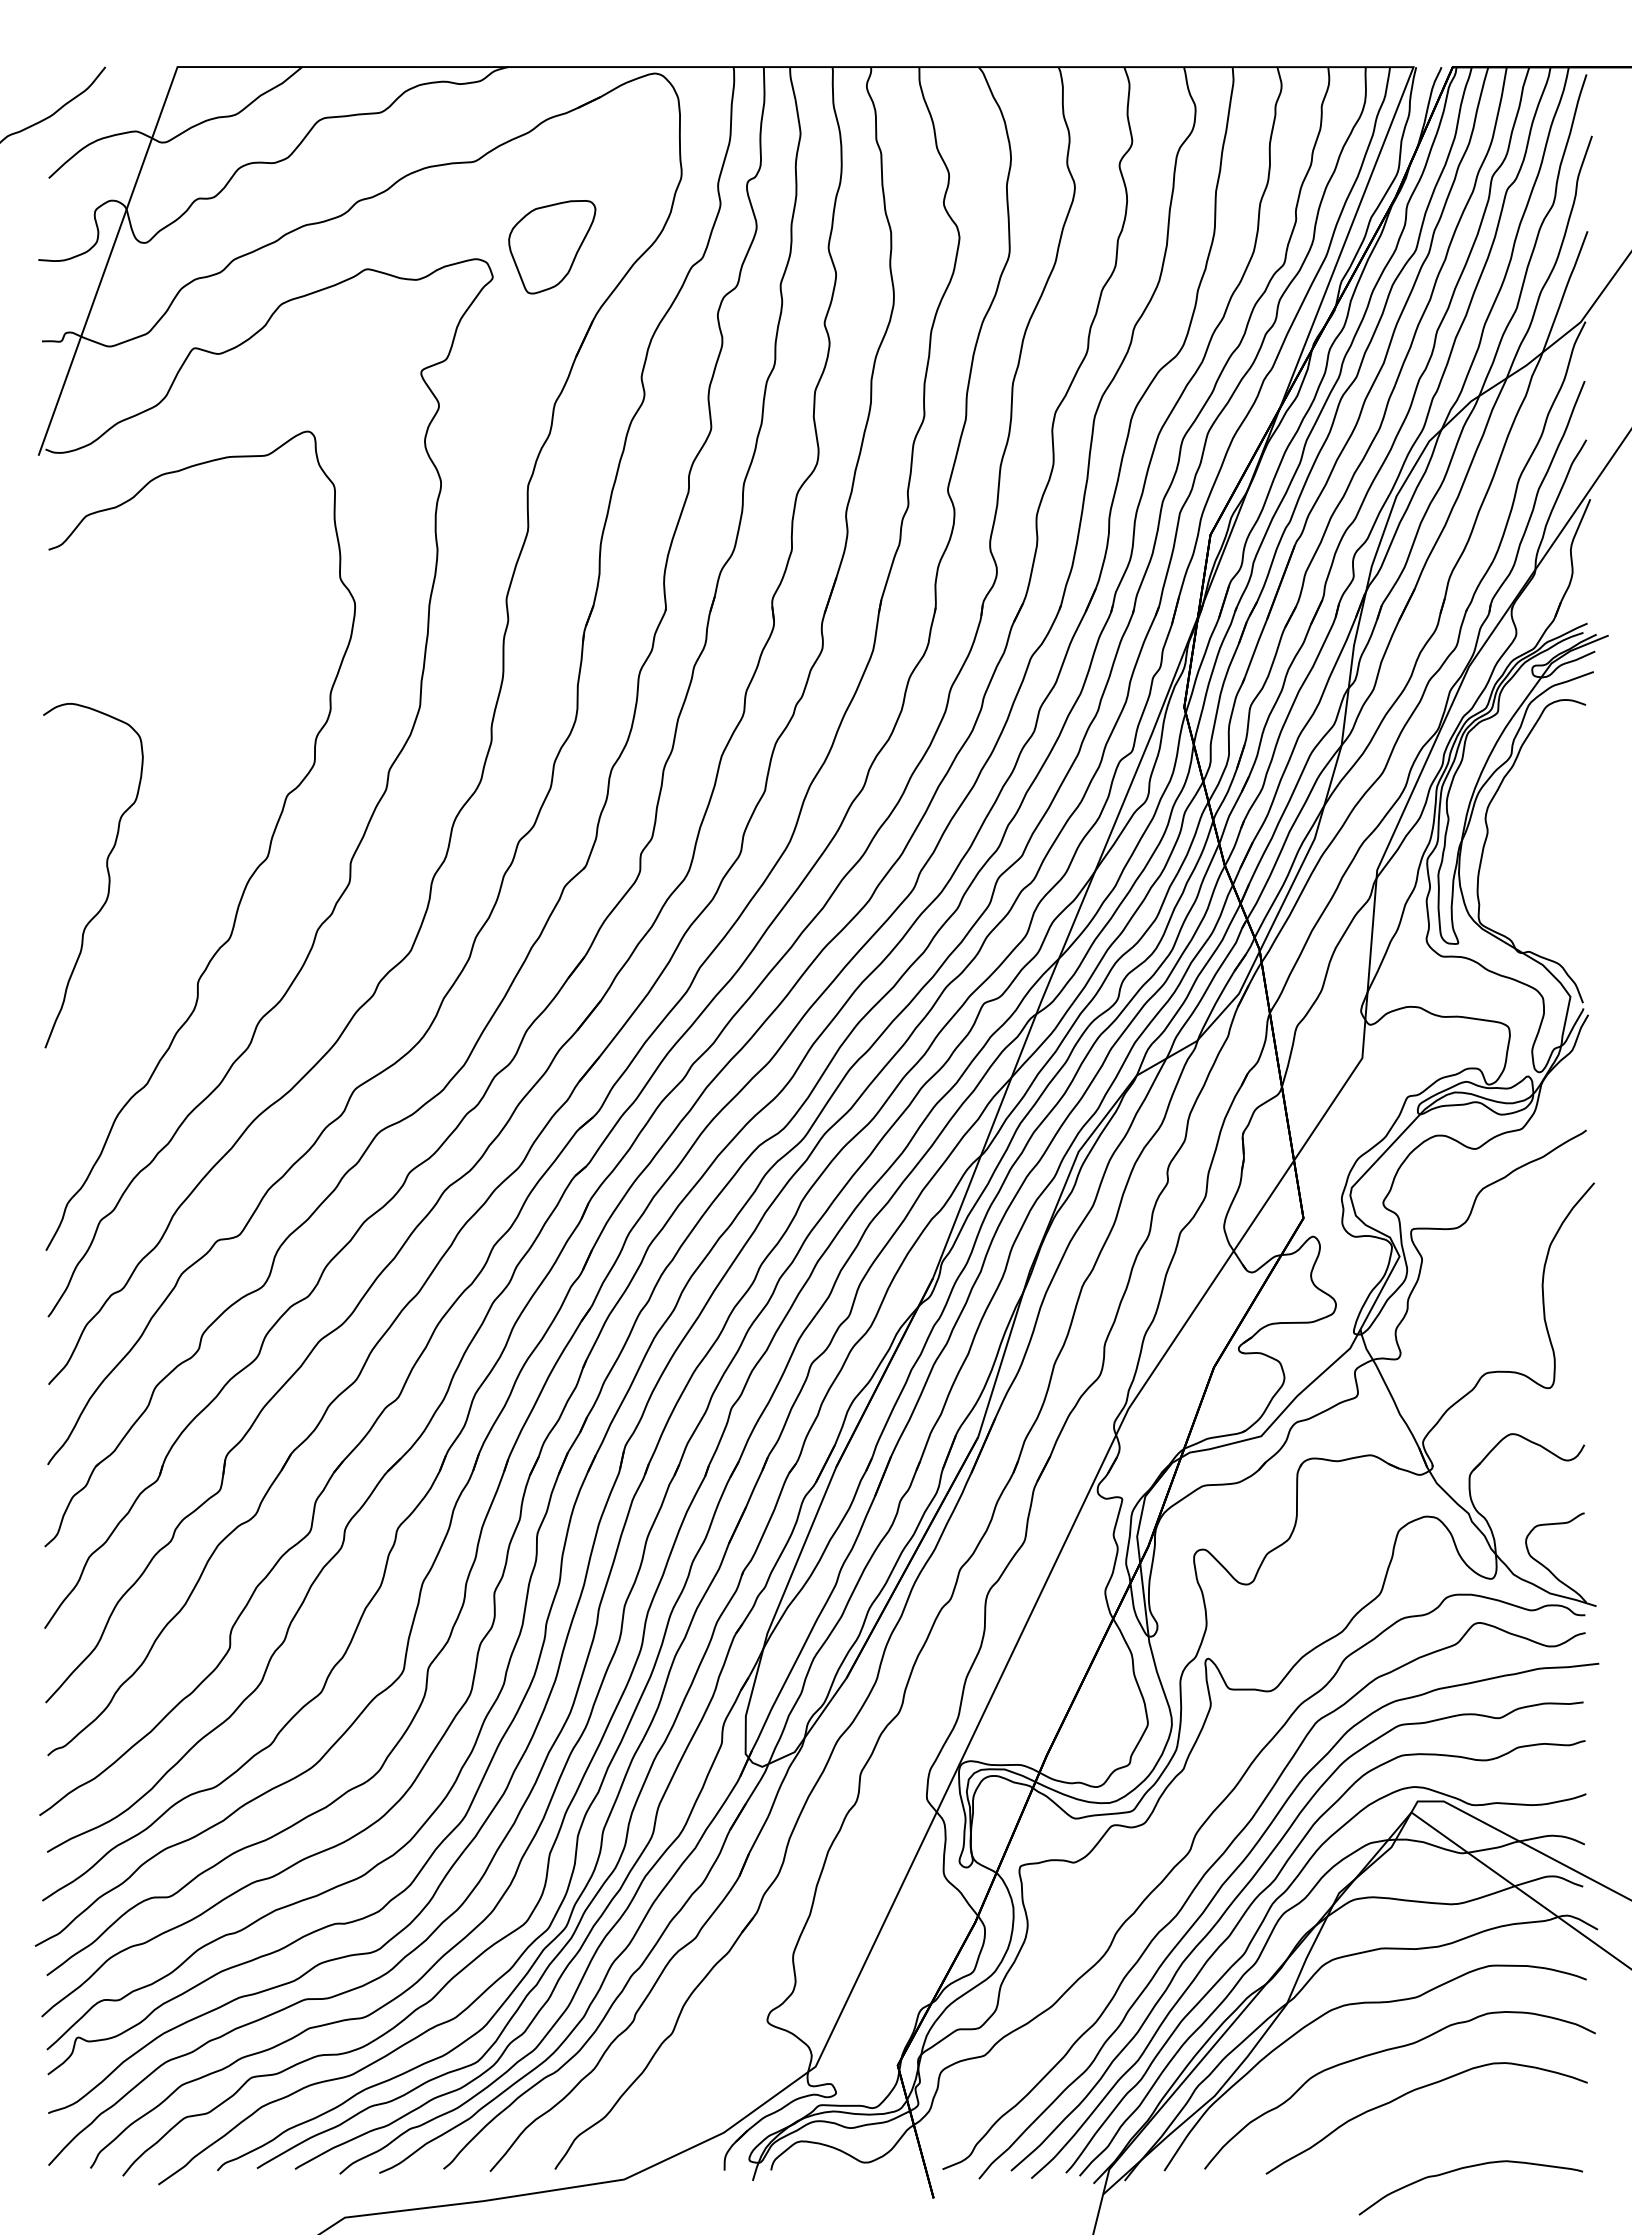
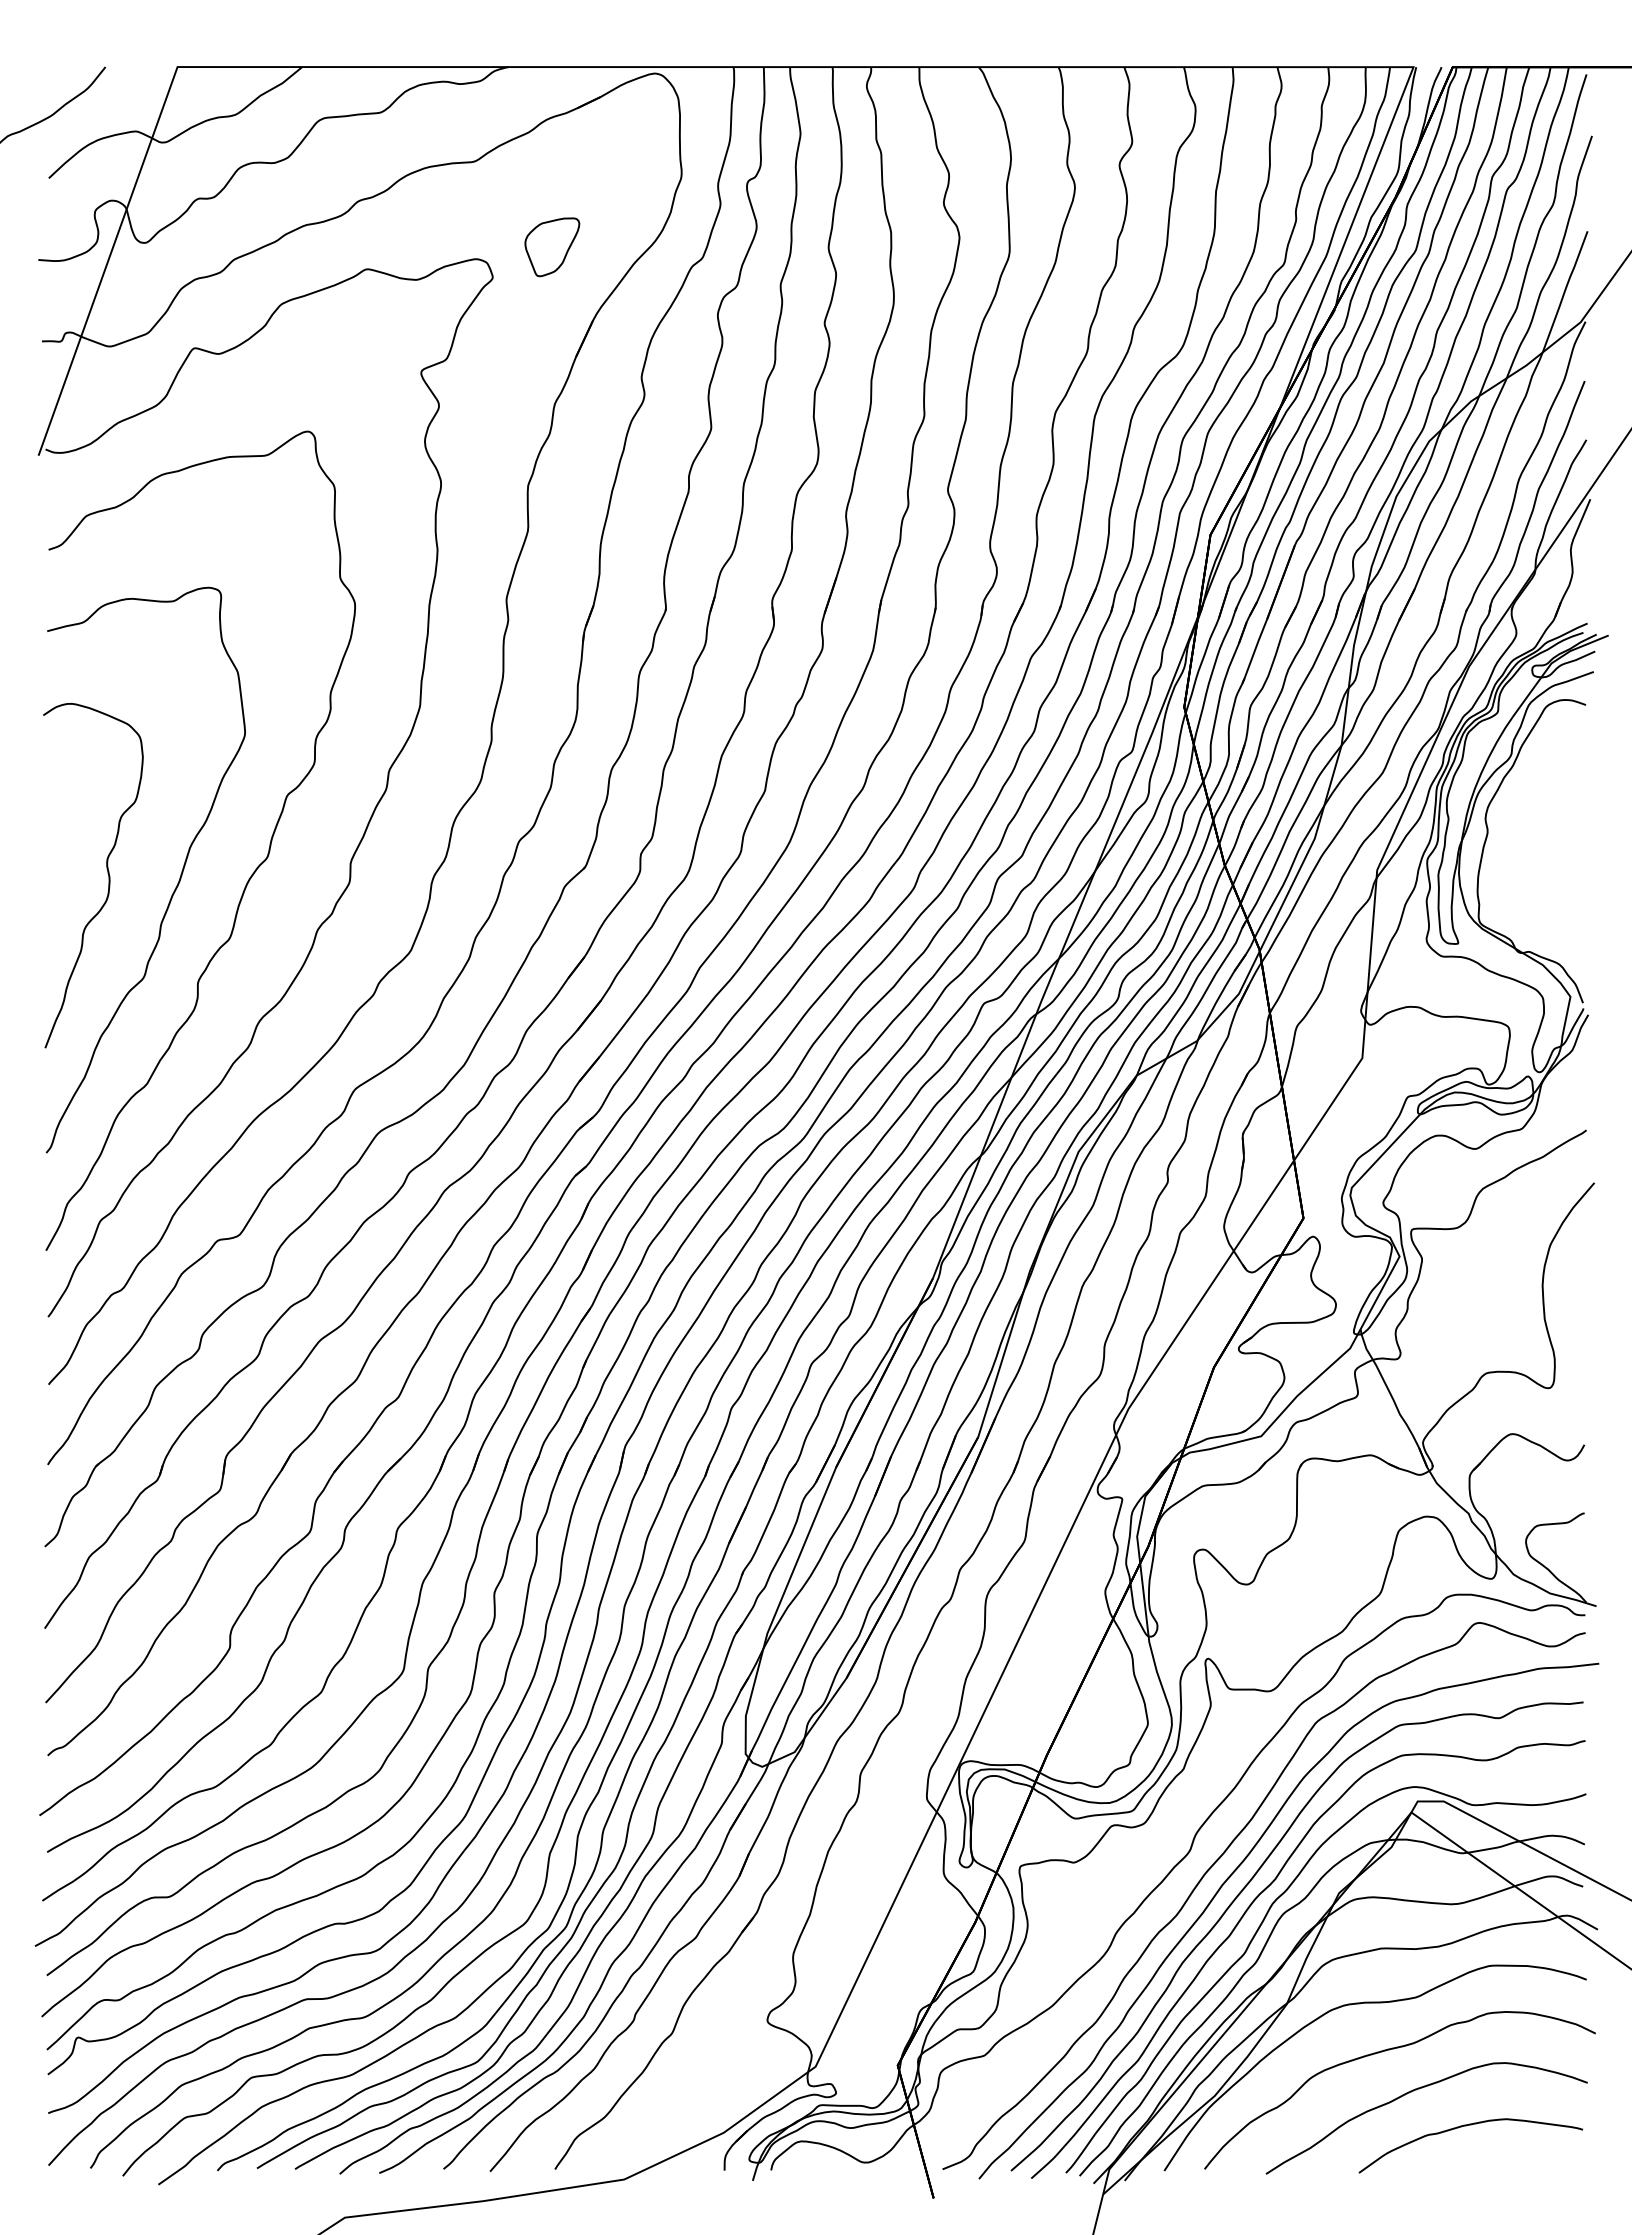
part size: 89x95 px -> 57x61 px (552, 247)
curve: none -> present (178, 880)
curve position: (1466, 2168) -> (1466, 2126) (1466, 2126)
